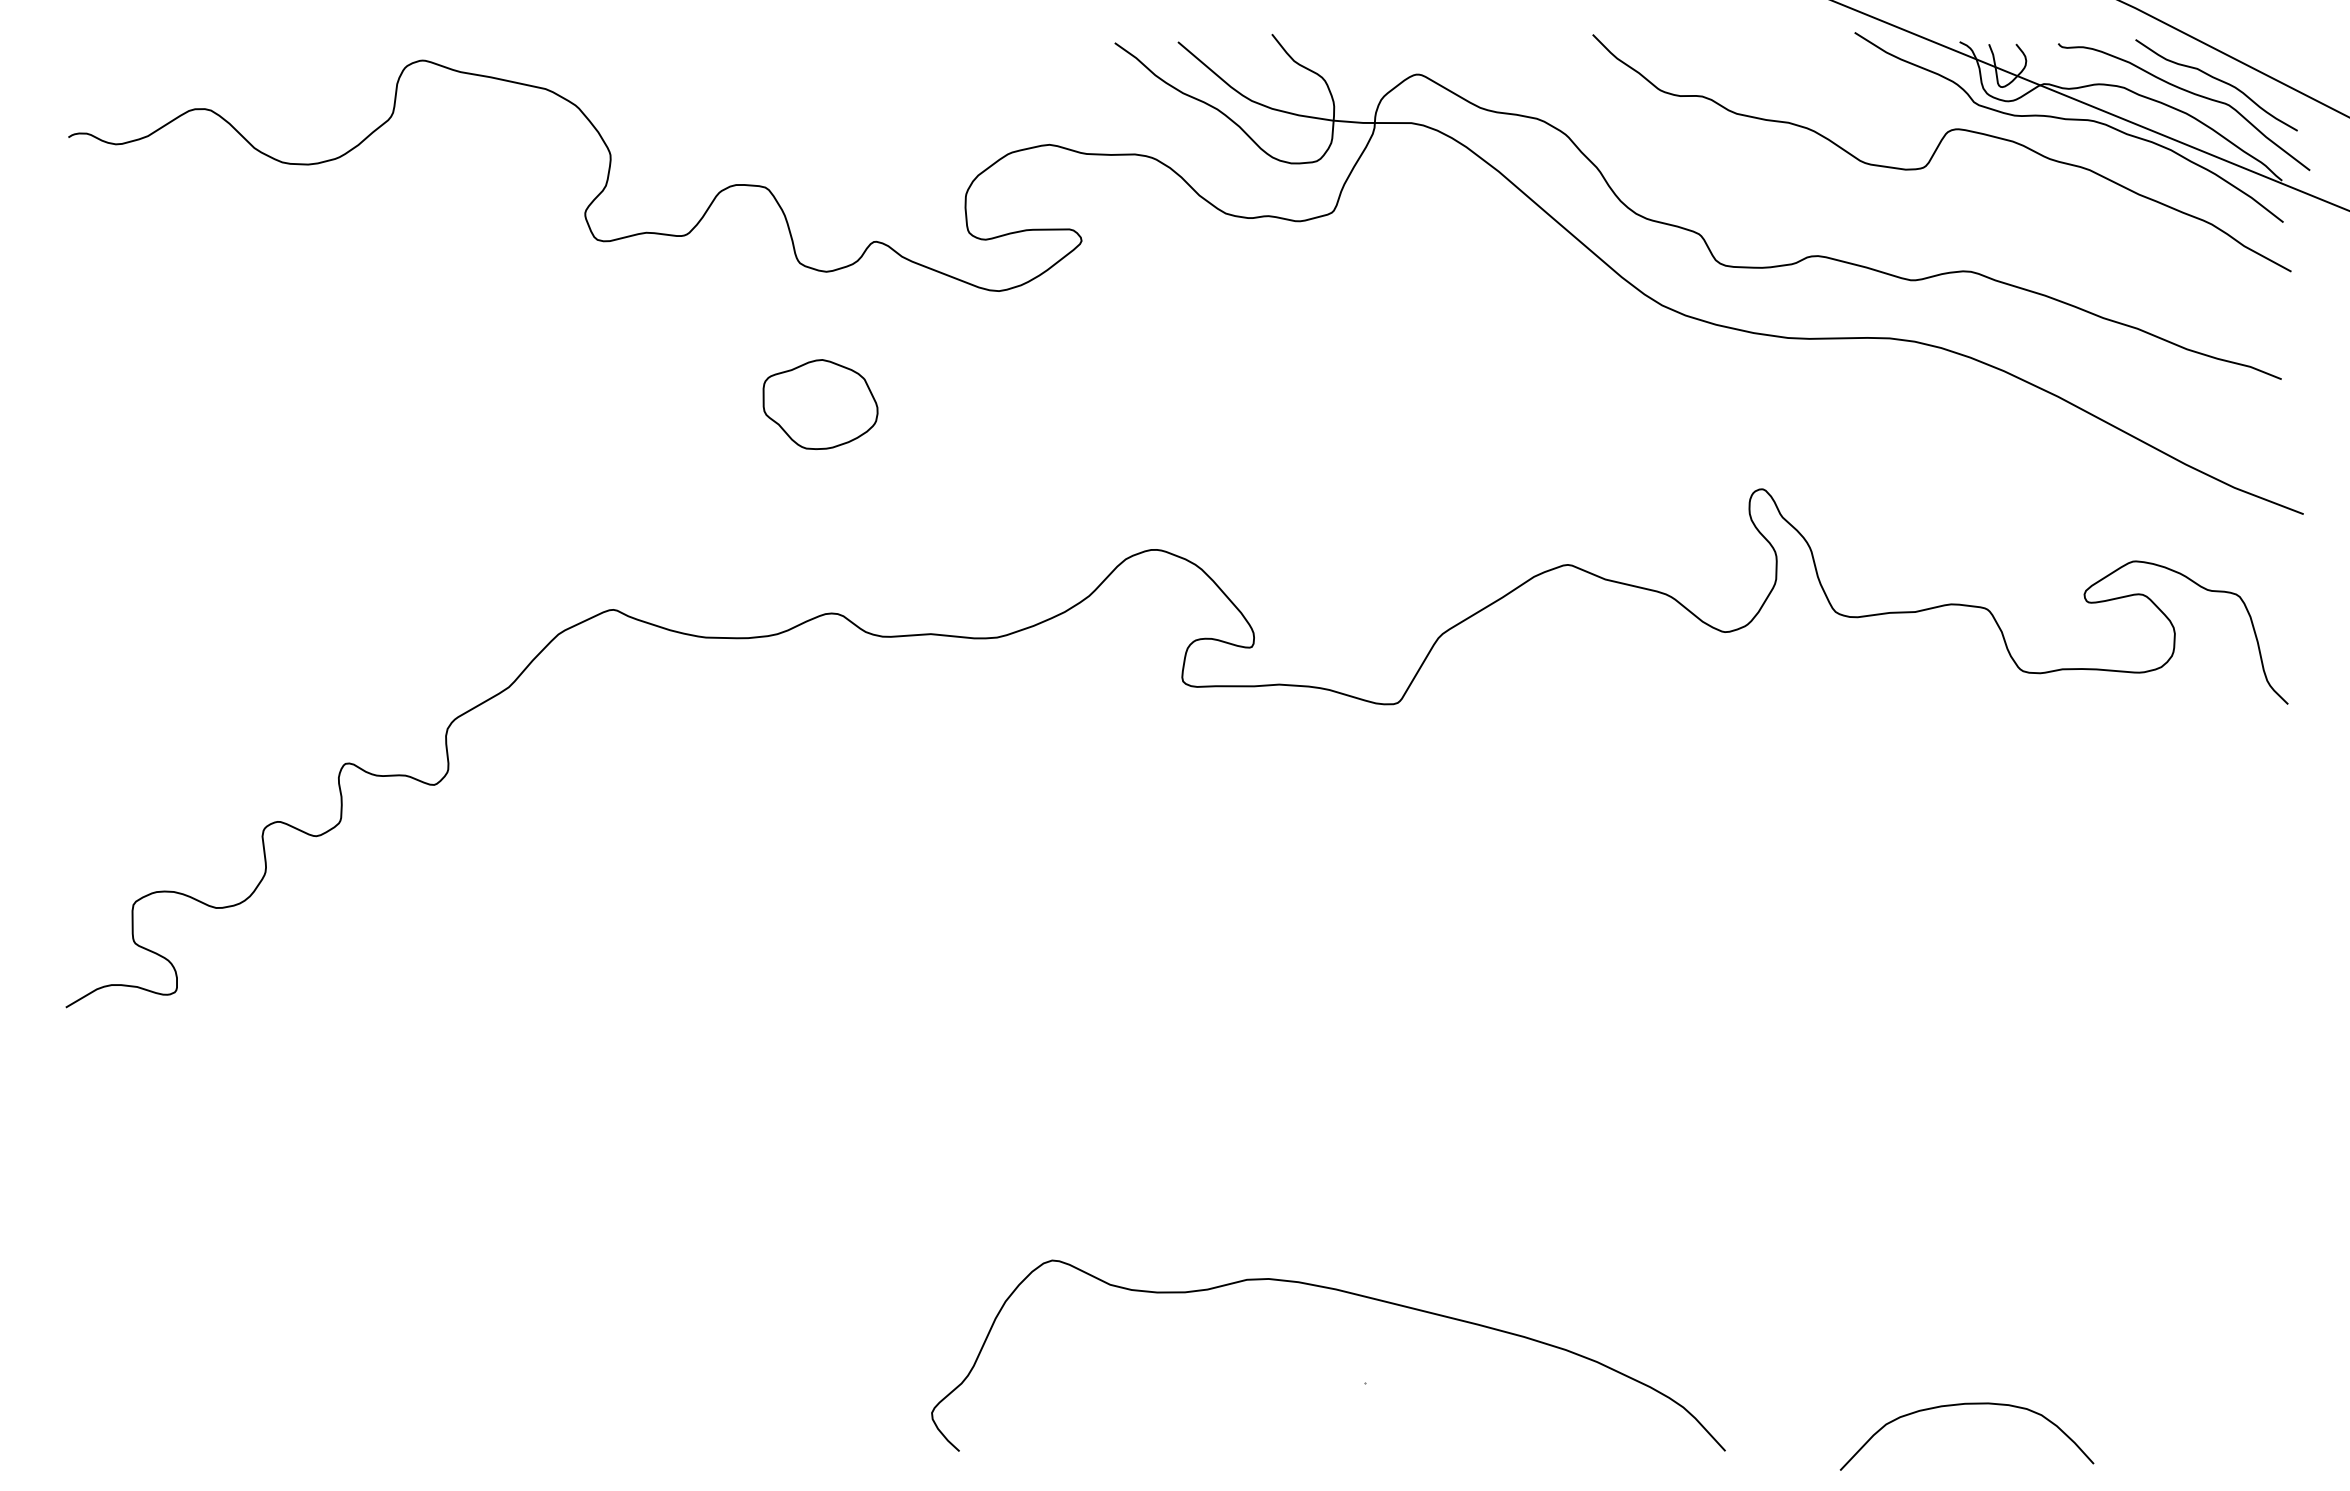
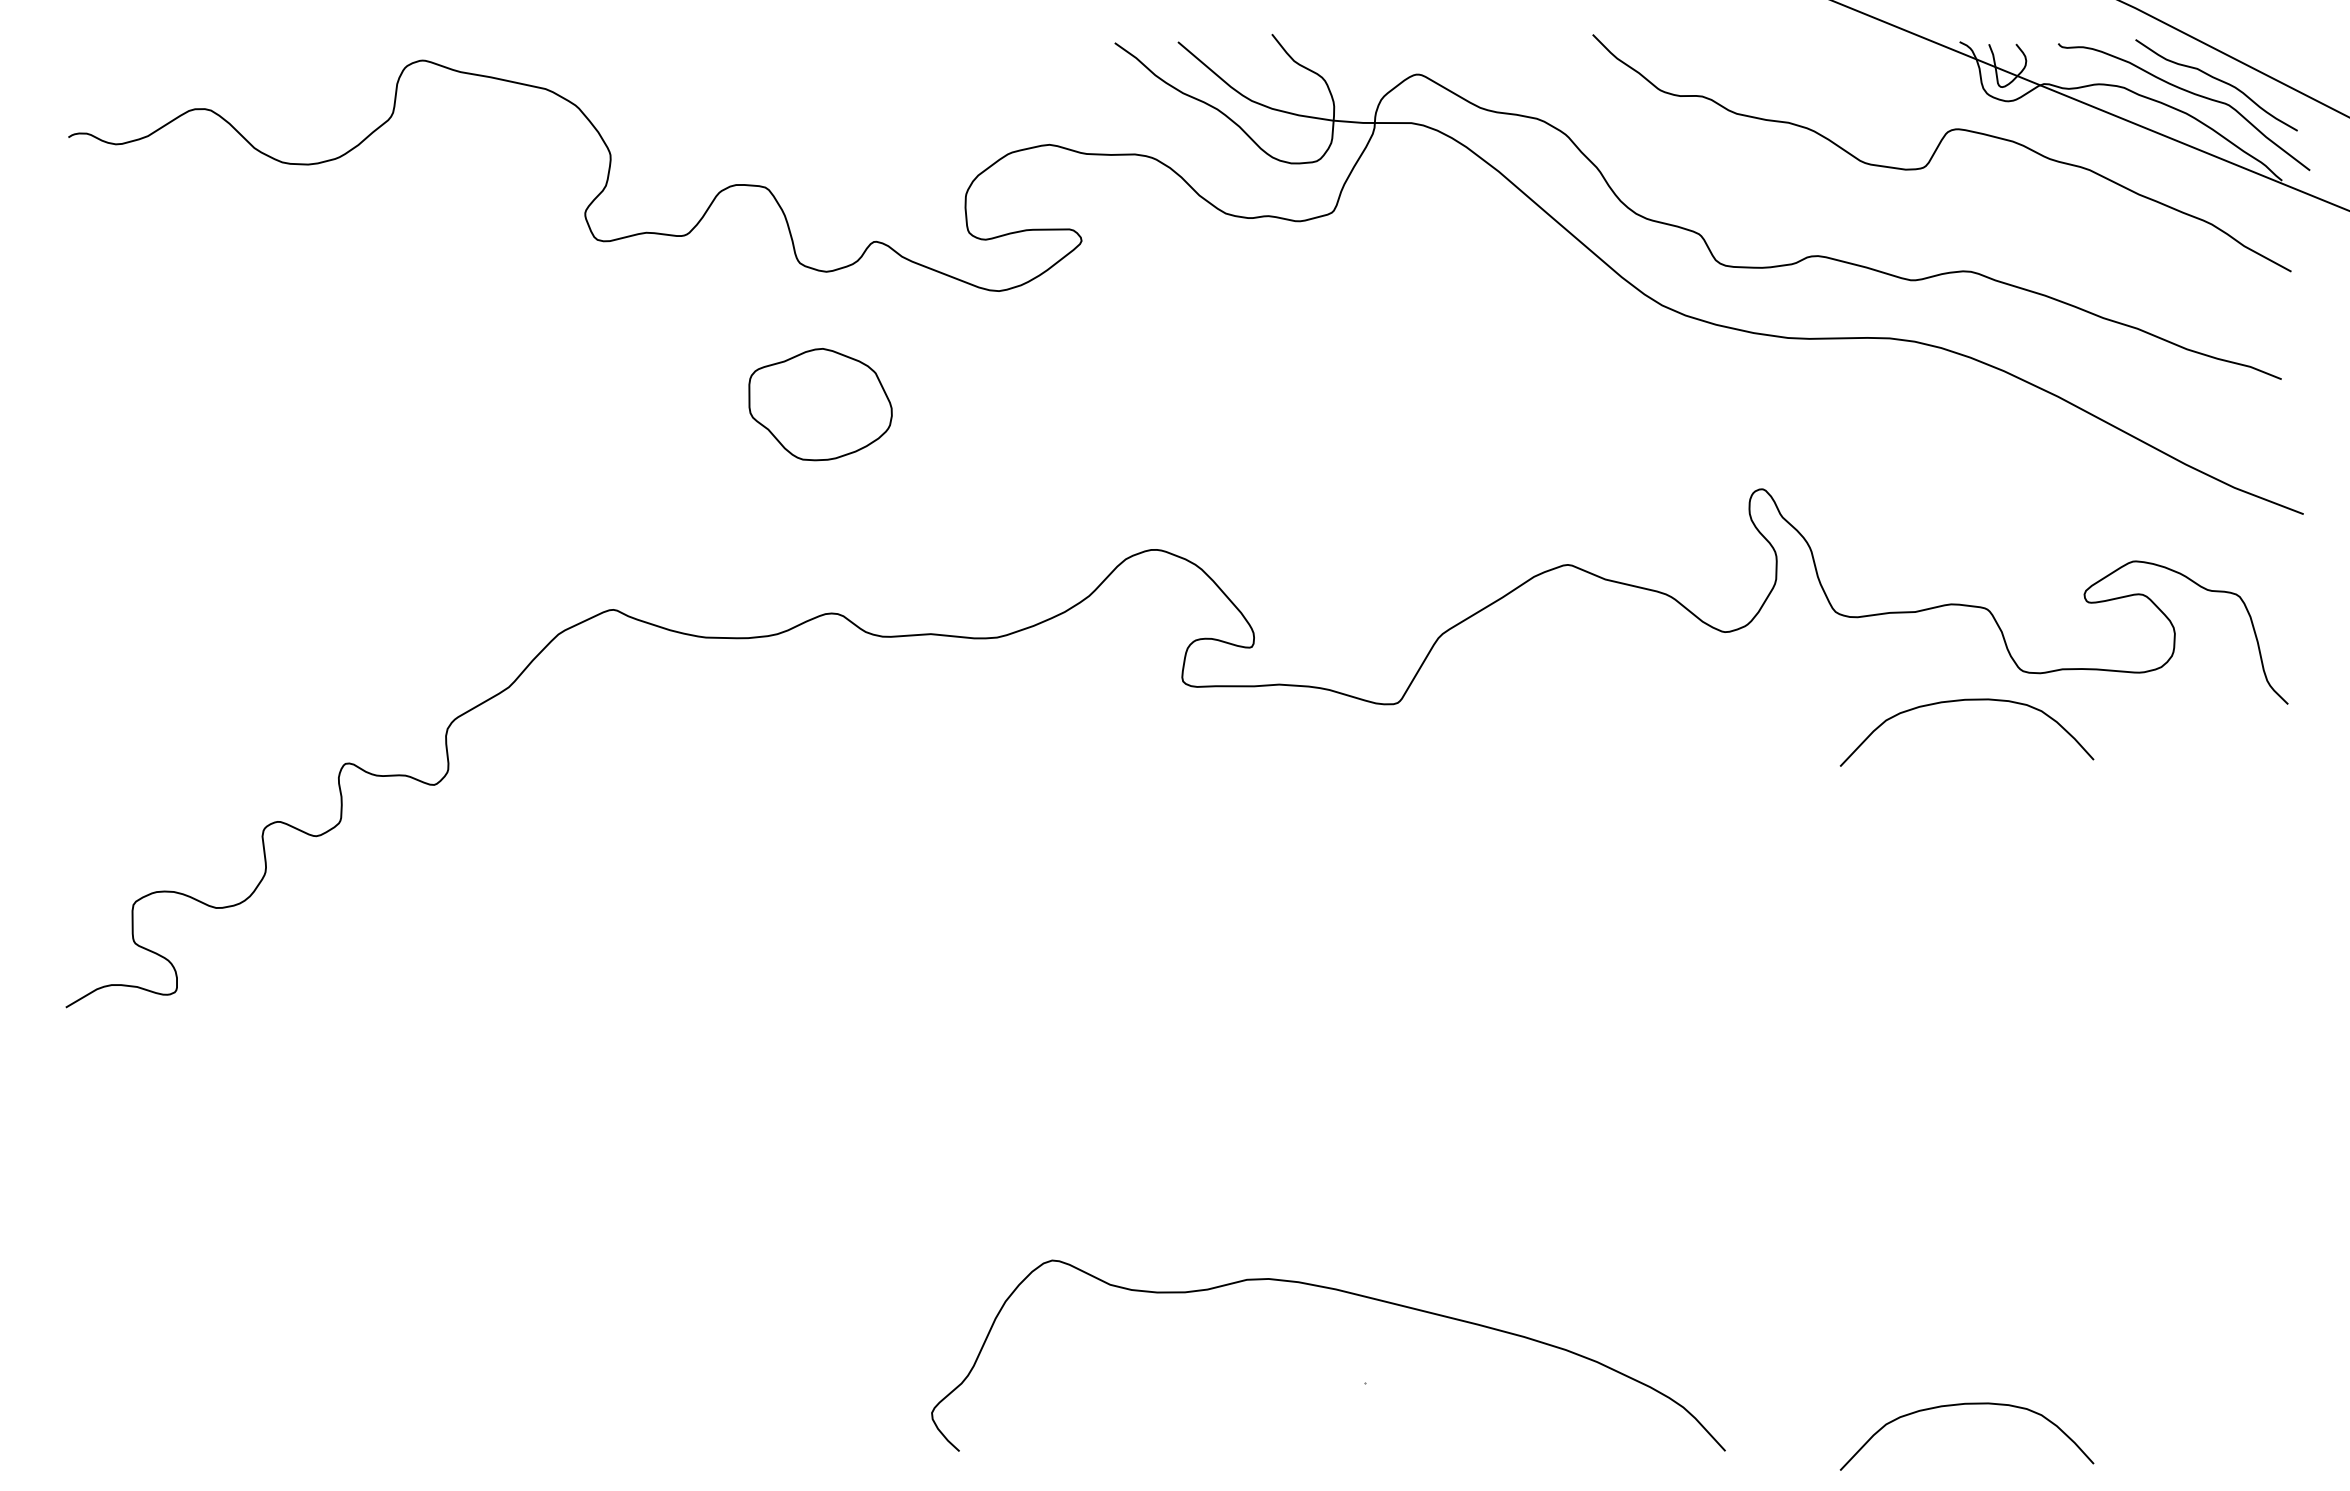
curve: present -> none (2068, 120)
part size: 117x91 px -> 145x114 px (820, 404)
curve: none -> present (1961, 701)
